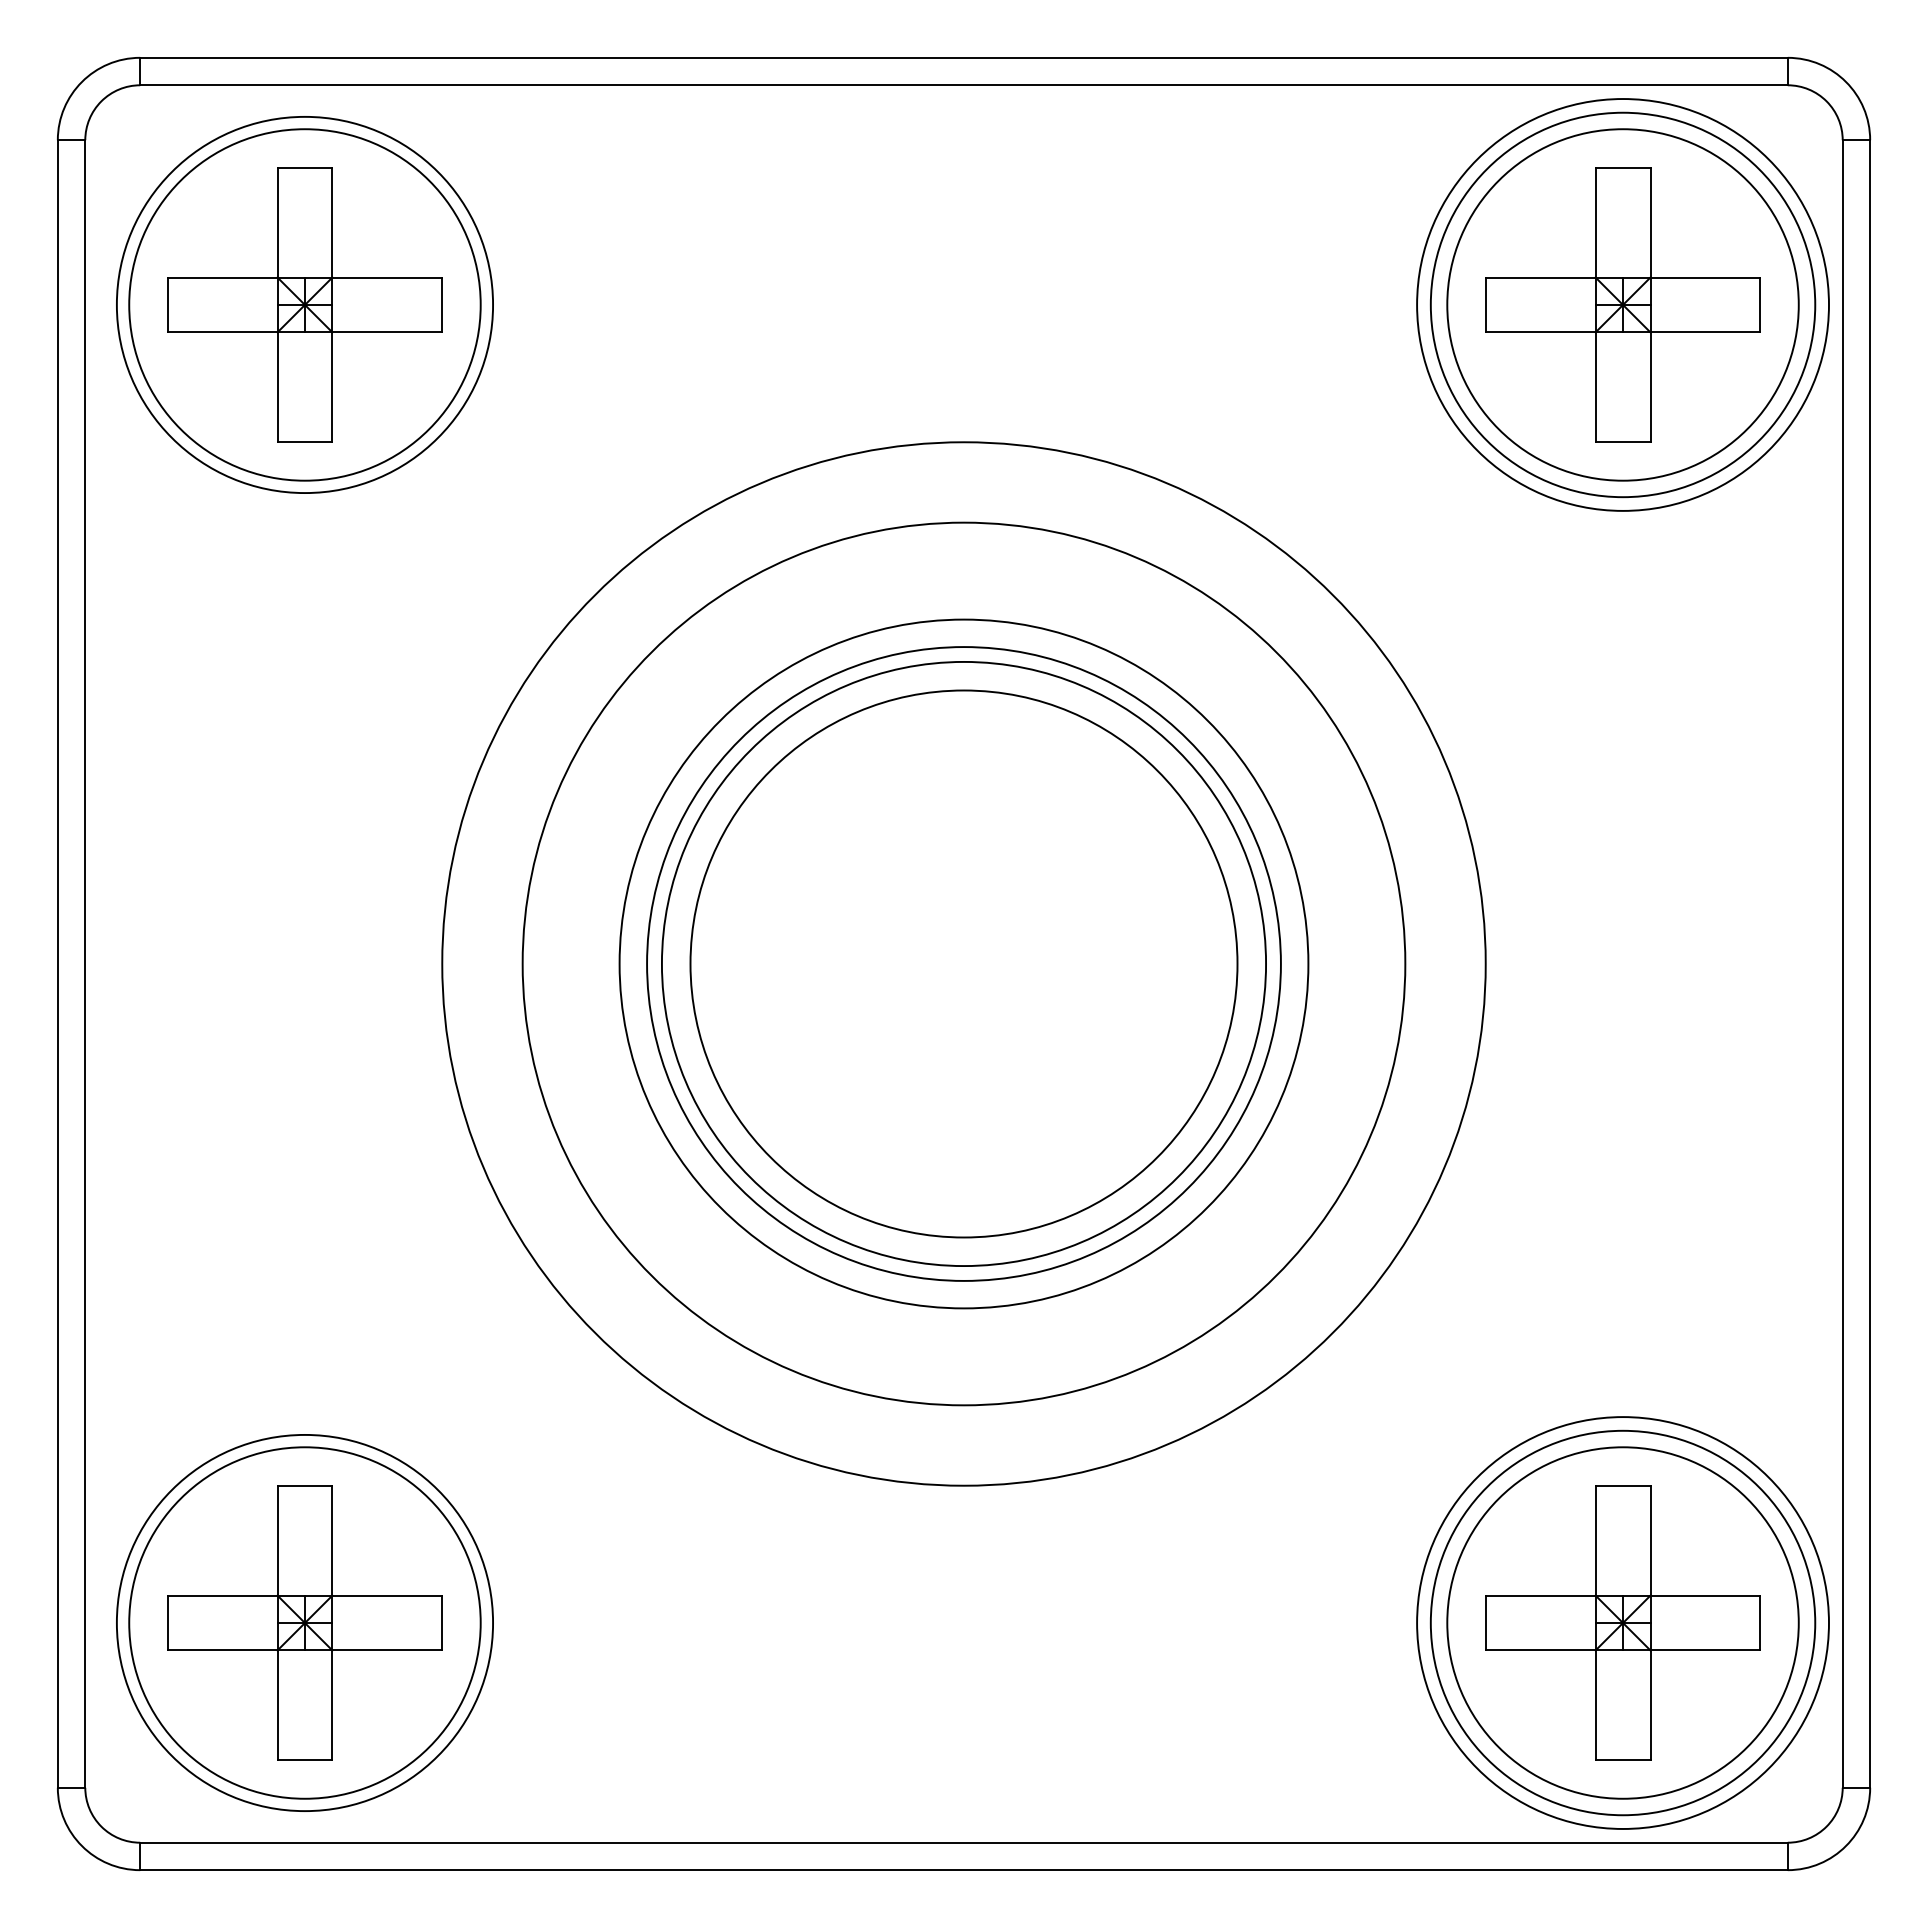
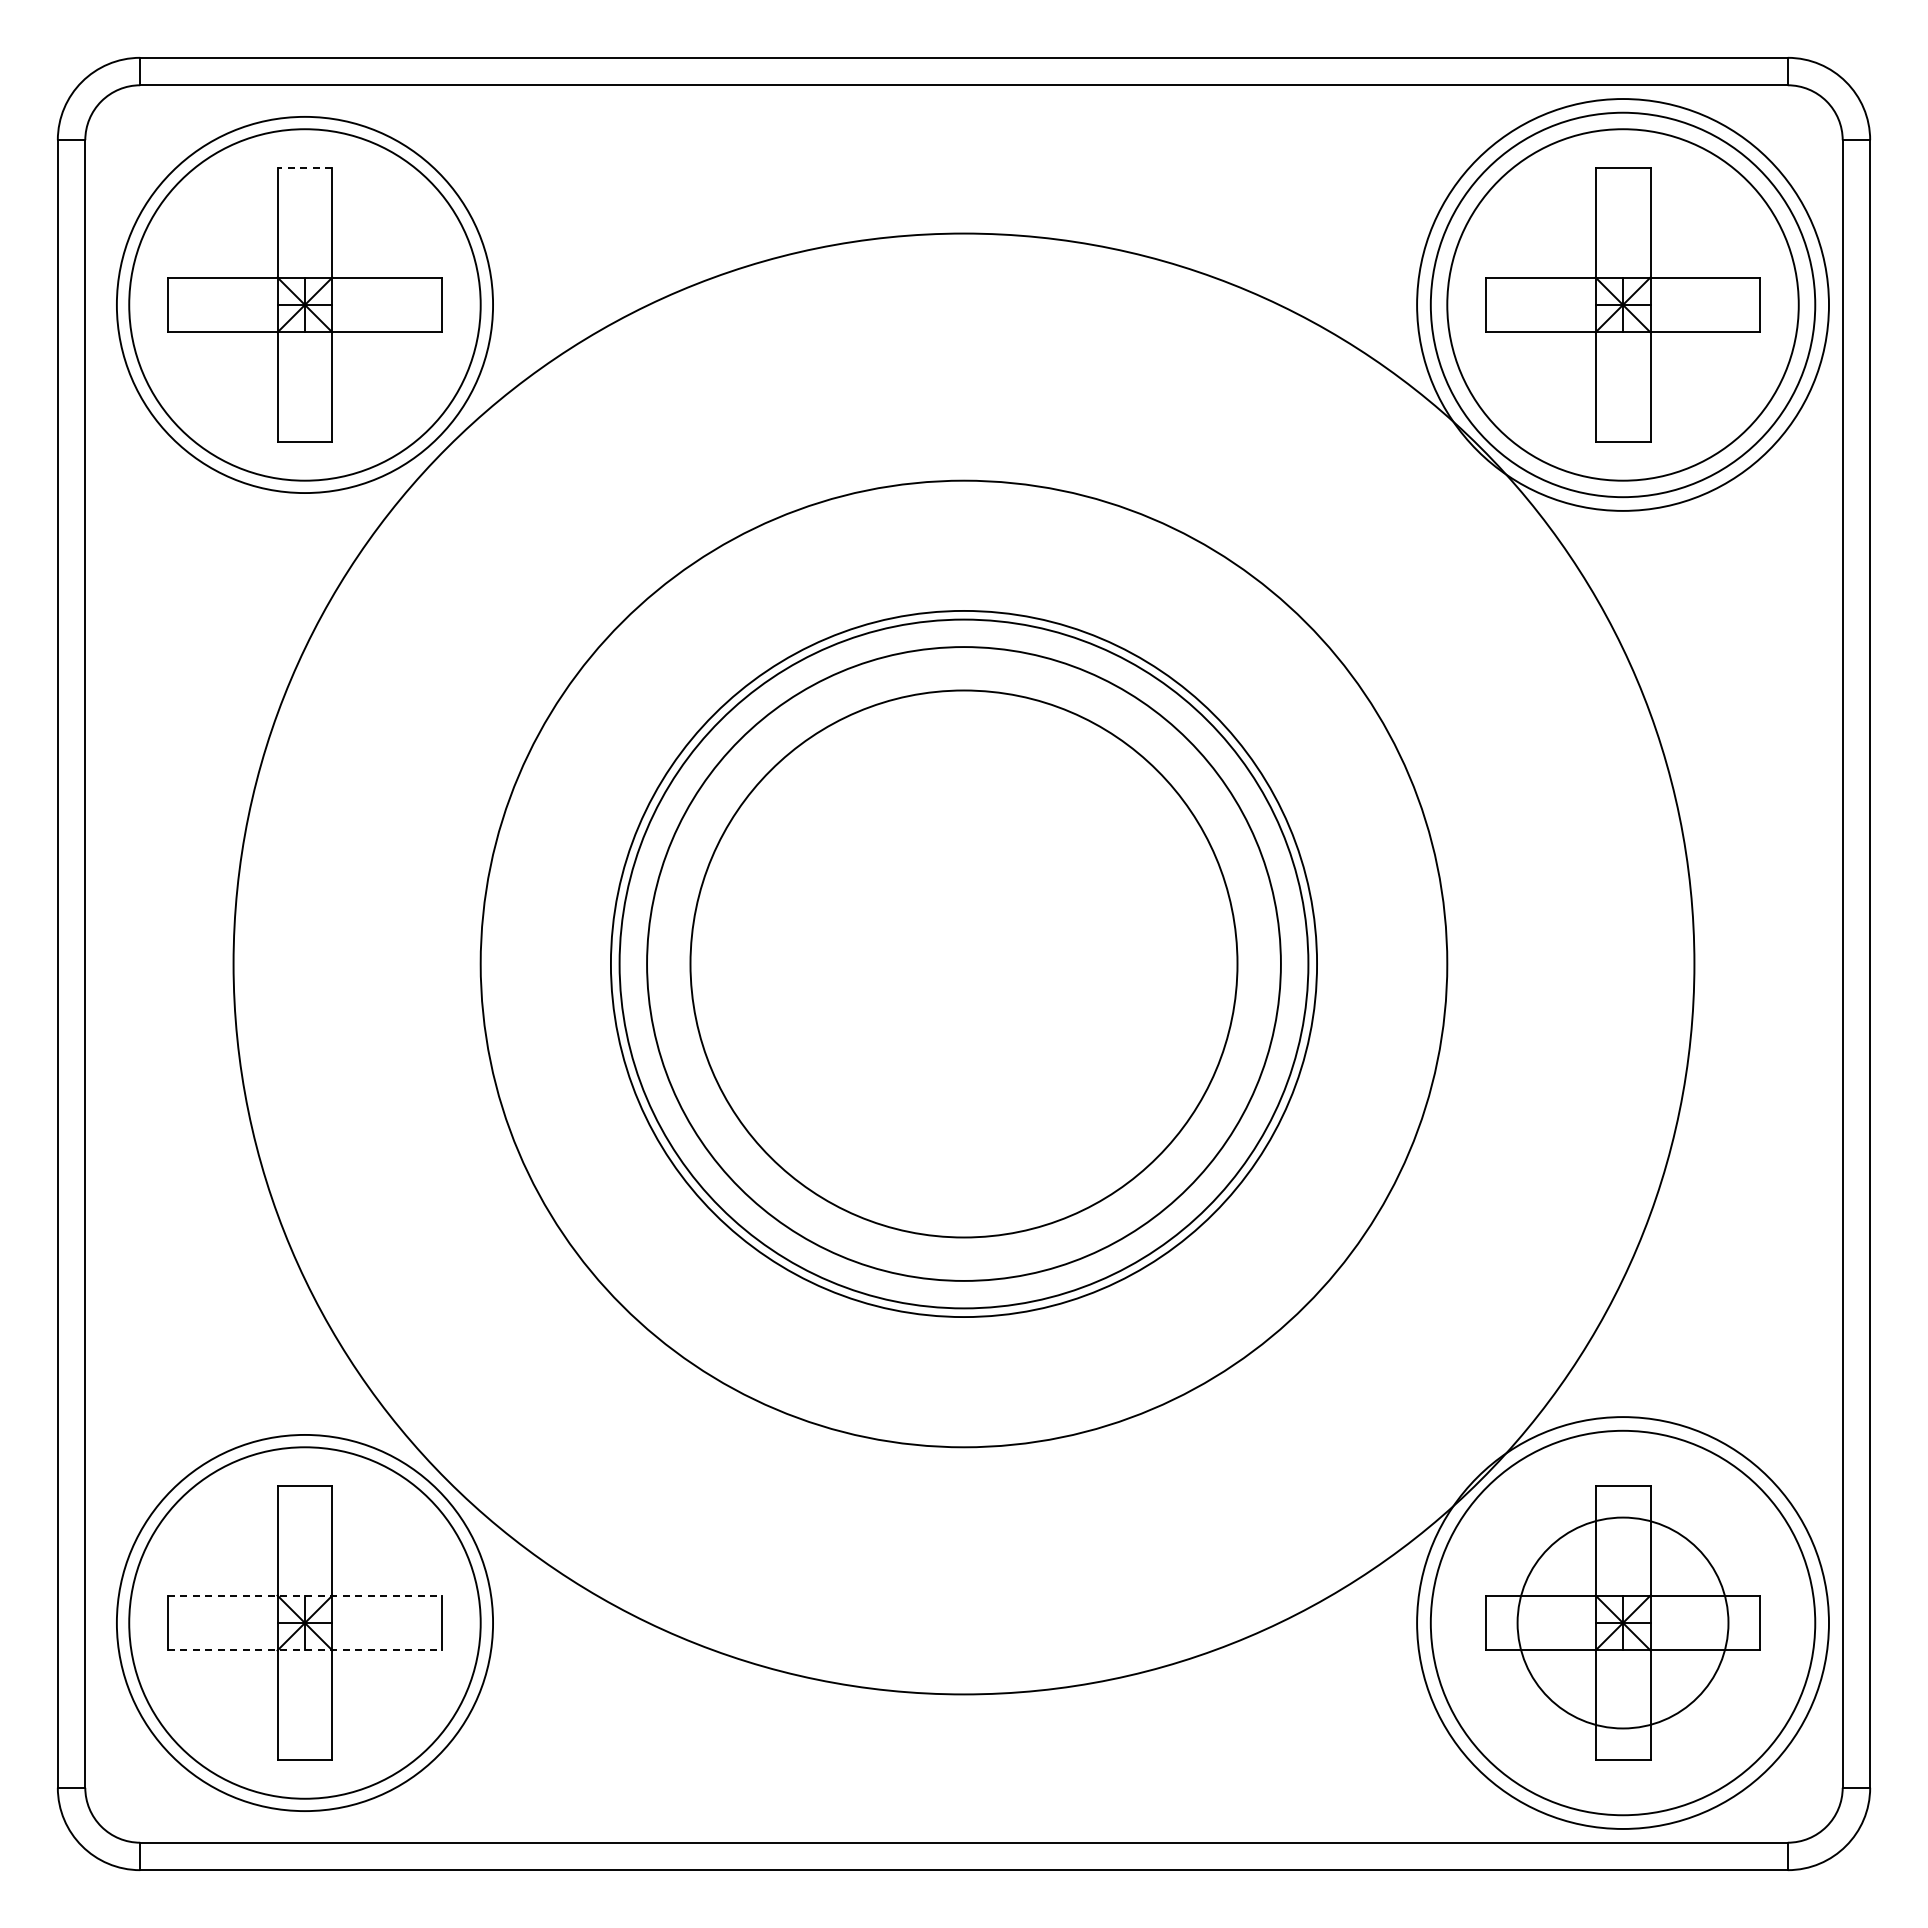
line: solid -> dashed (304, 167)
circle diameter: 1043 px -> 1461 px (963, 963)
circle diameter: 604 px -> 967 px (963, 963)
circle diameter: 883 px -> 706 px (963, 963)
line: solid -> dashed (305, 1595)
circle diameter: 351 px -> 211 px (1622, 1622)
line: solid -> dashed (305, 1650)
